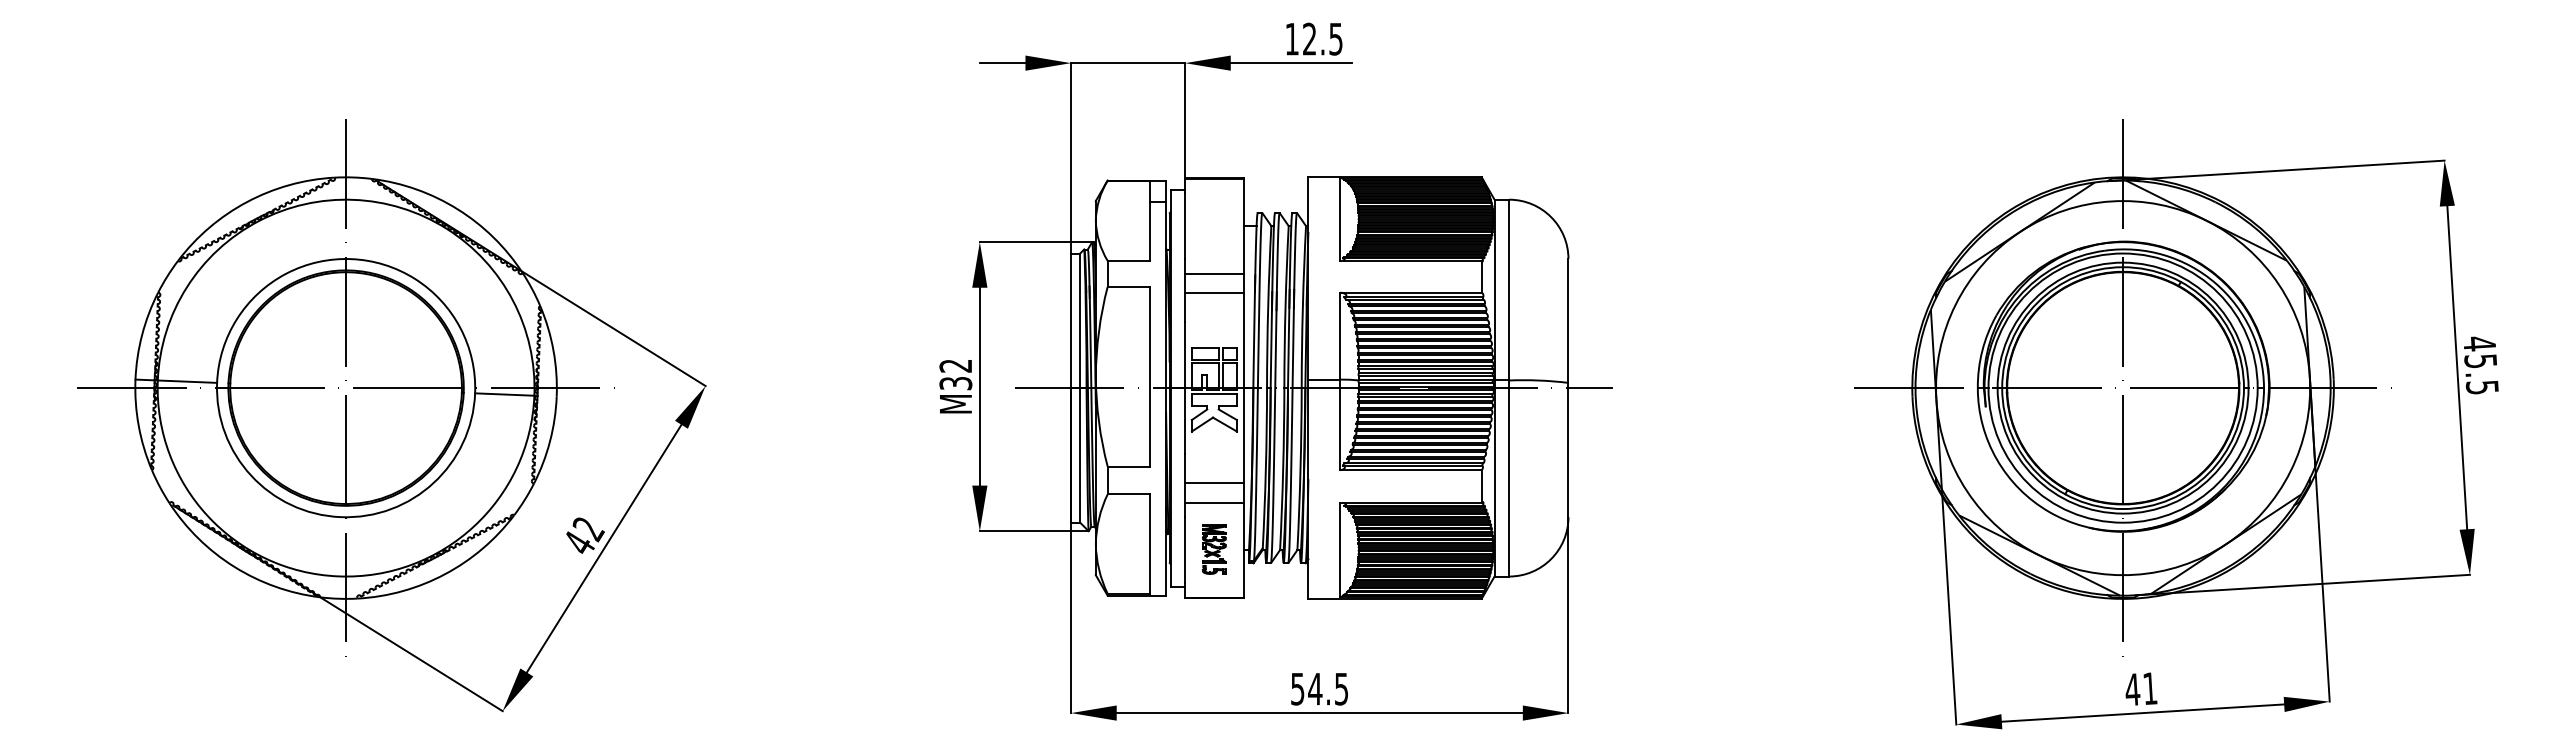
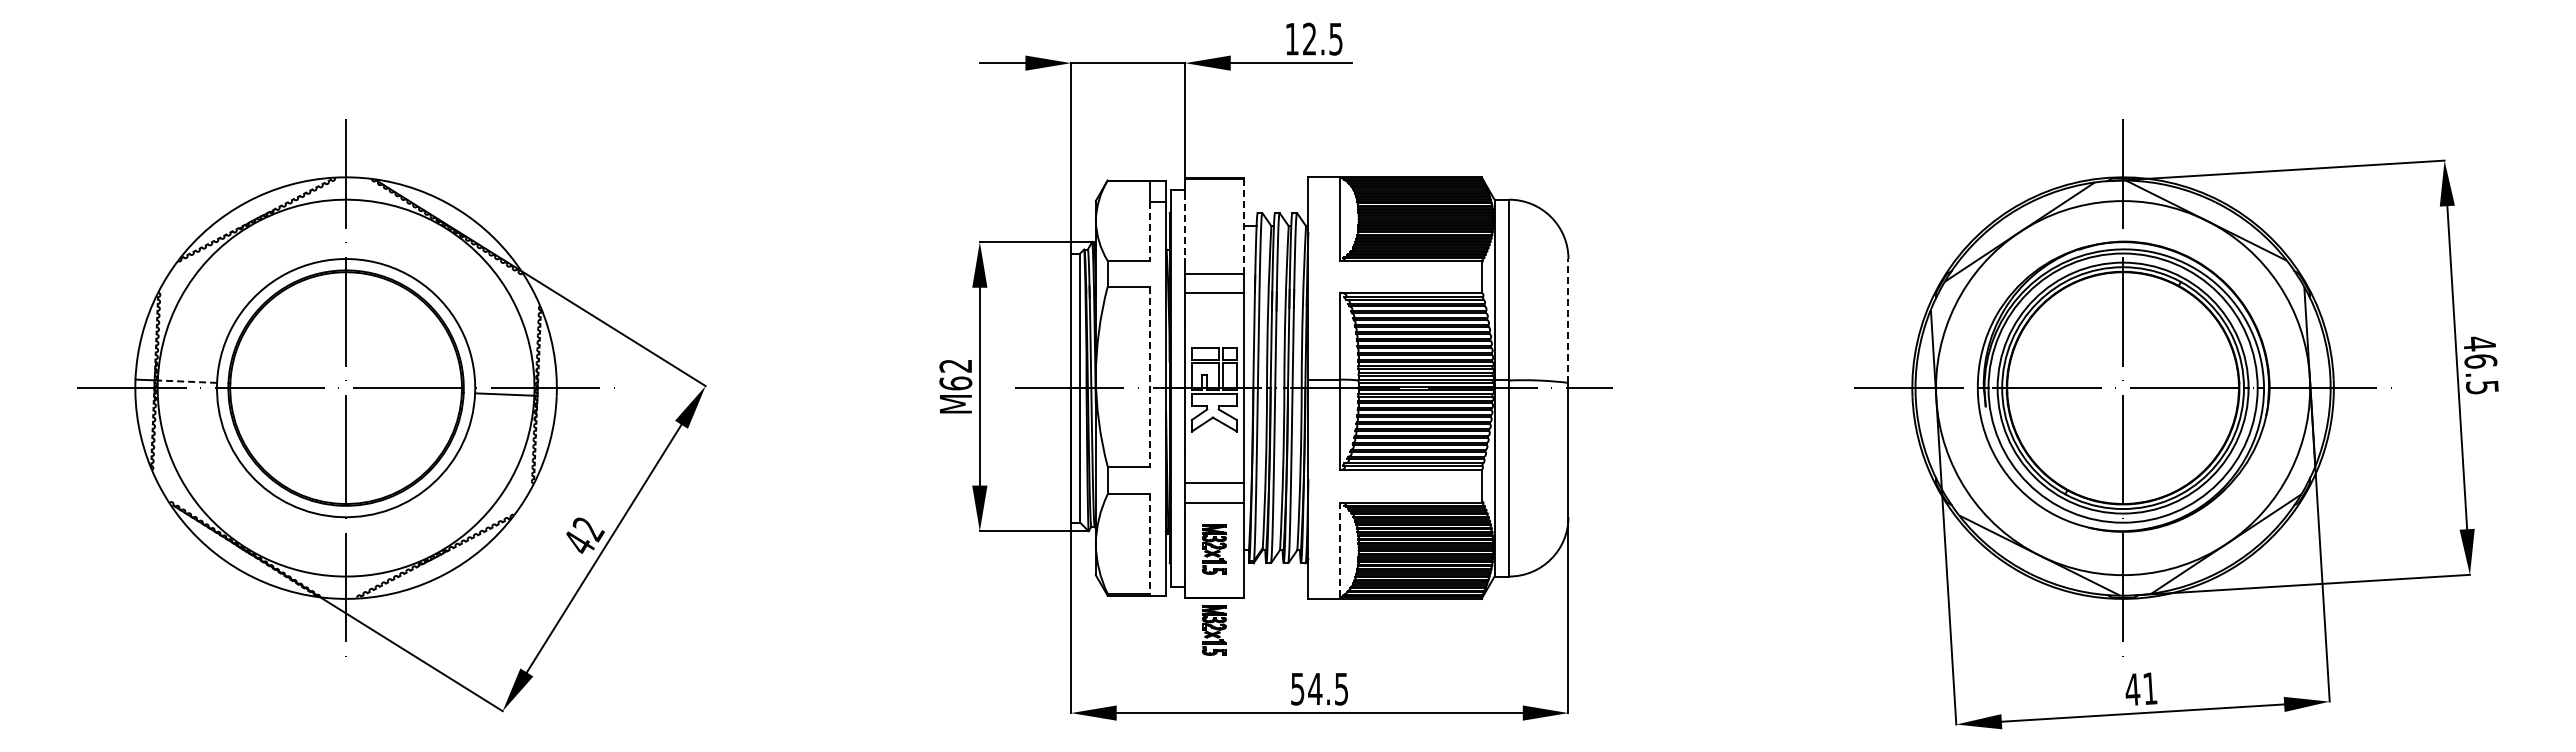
line: solid -> dashed (1185, 226)
line: solid -> dashed (1244, 226)
line: solid -> dashed (1150, 232)
line: solid -> dashed (1568, 320)
text: 45.5 -> 46.5 (2480, 361)
line: solid -> dashed (1150, 376)
line: solid -> dashed (187, 381)
text: M32 -> M62 (955, 383)
line: solid -> dashed (1150, 544)
line: solid -> dashed (1340, 549)
part: none -> present (1214, 630)
